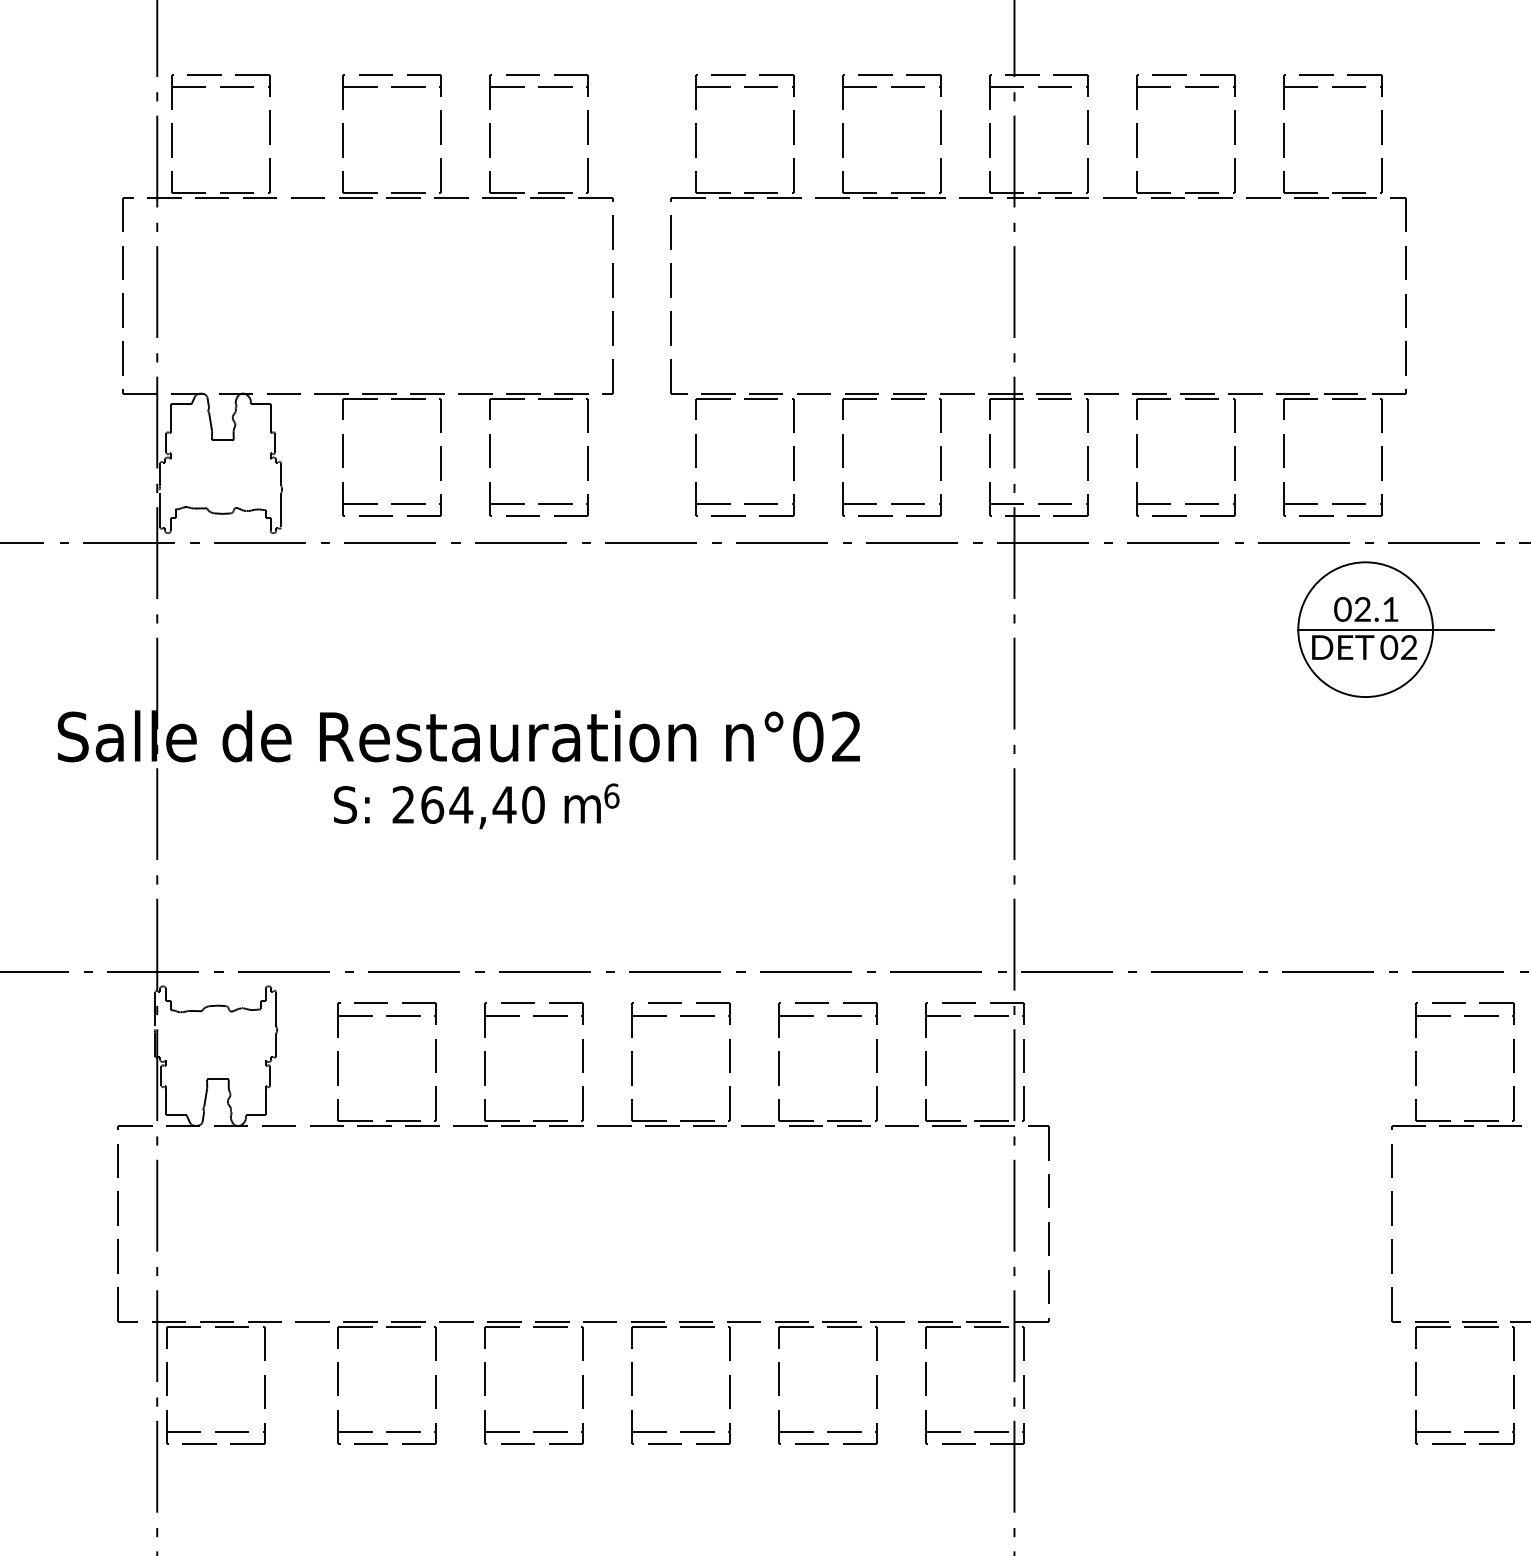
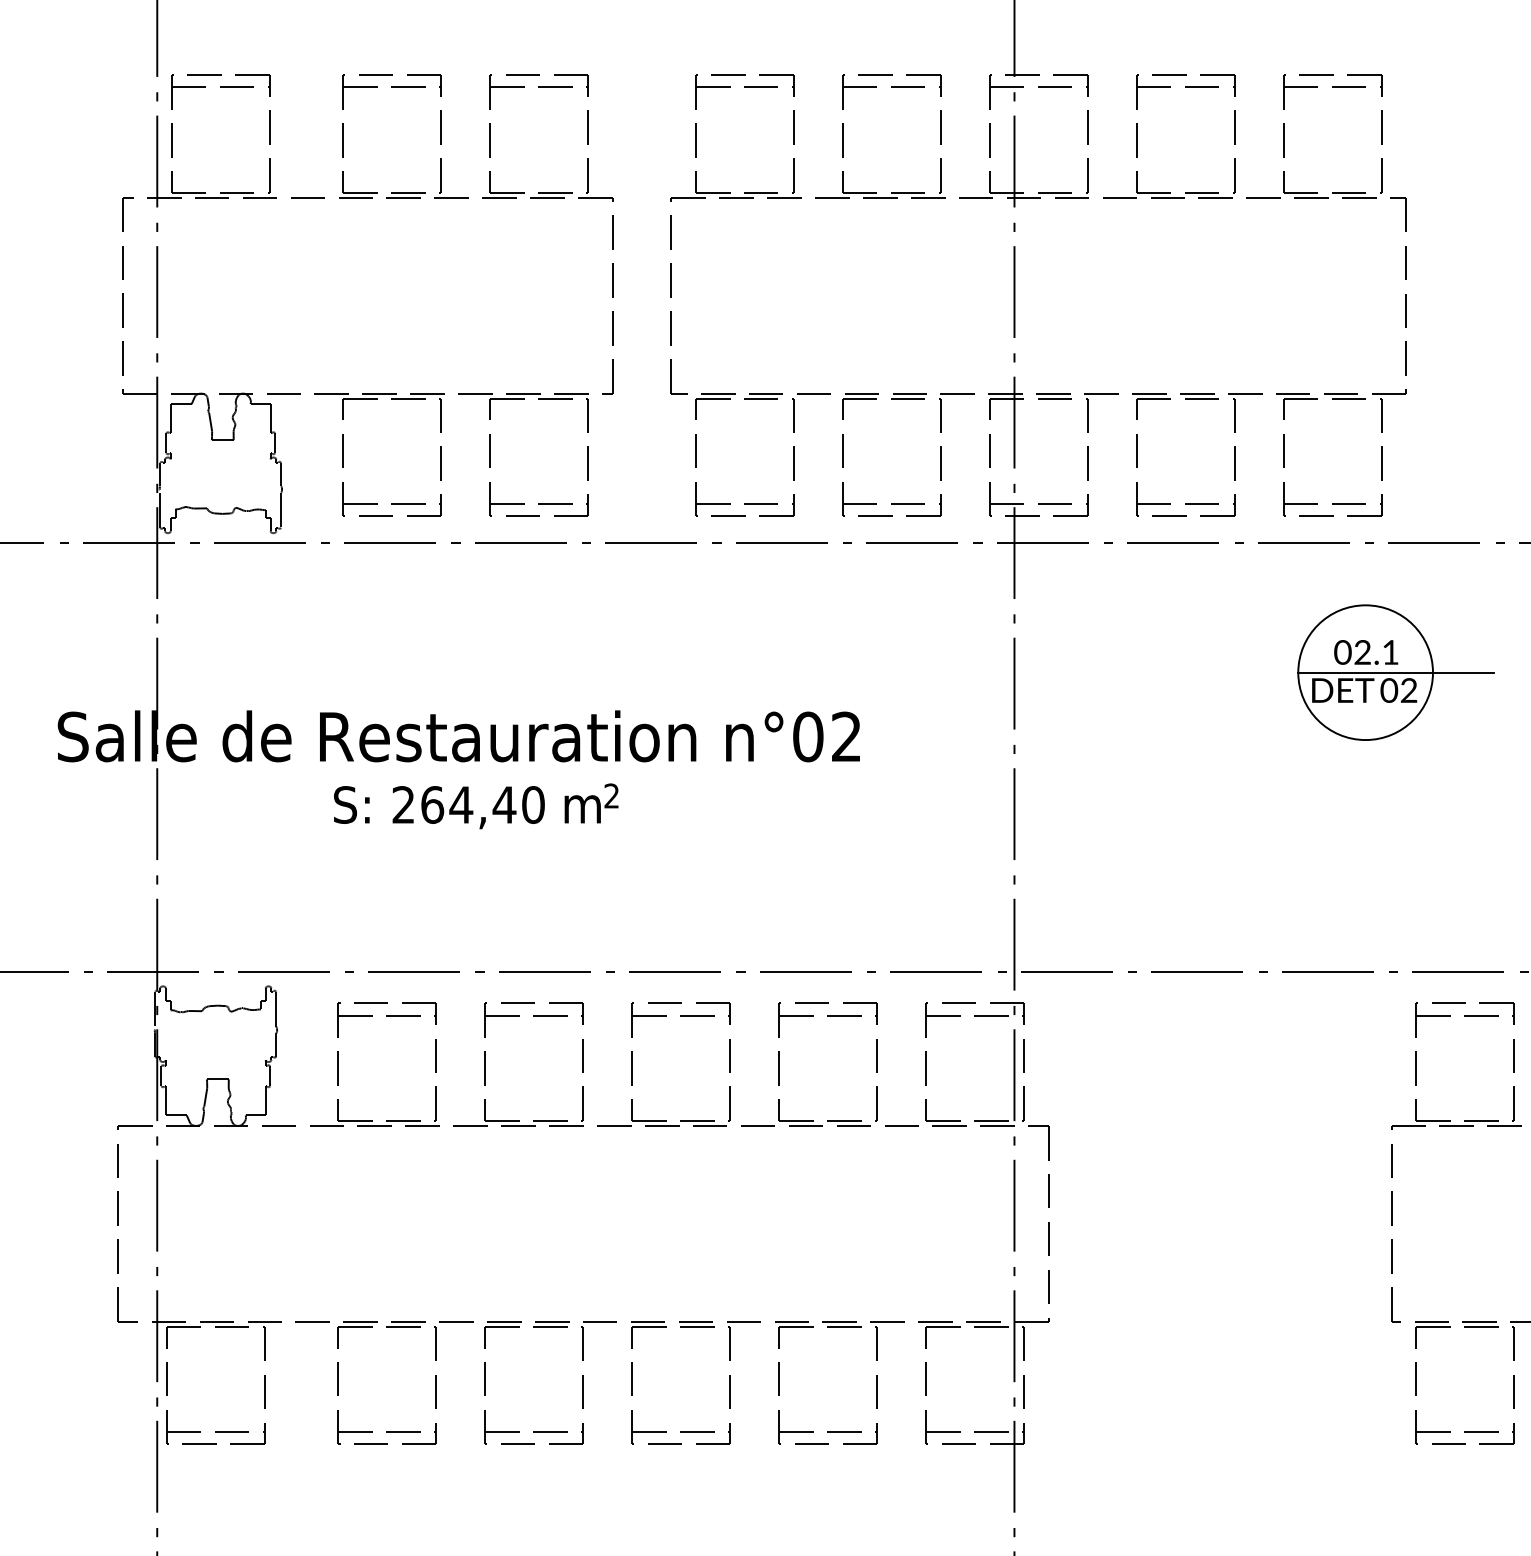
part position: (1395, 629) -> (1395, 672) (1395, 672)
text: 6 -> 2 (611, 795)
